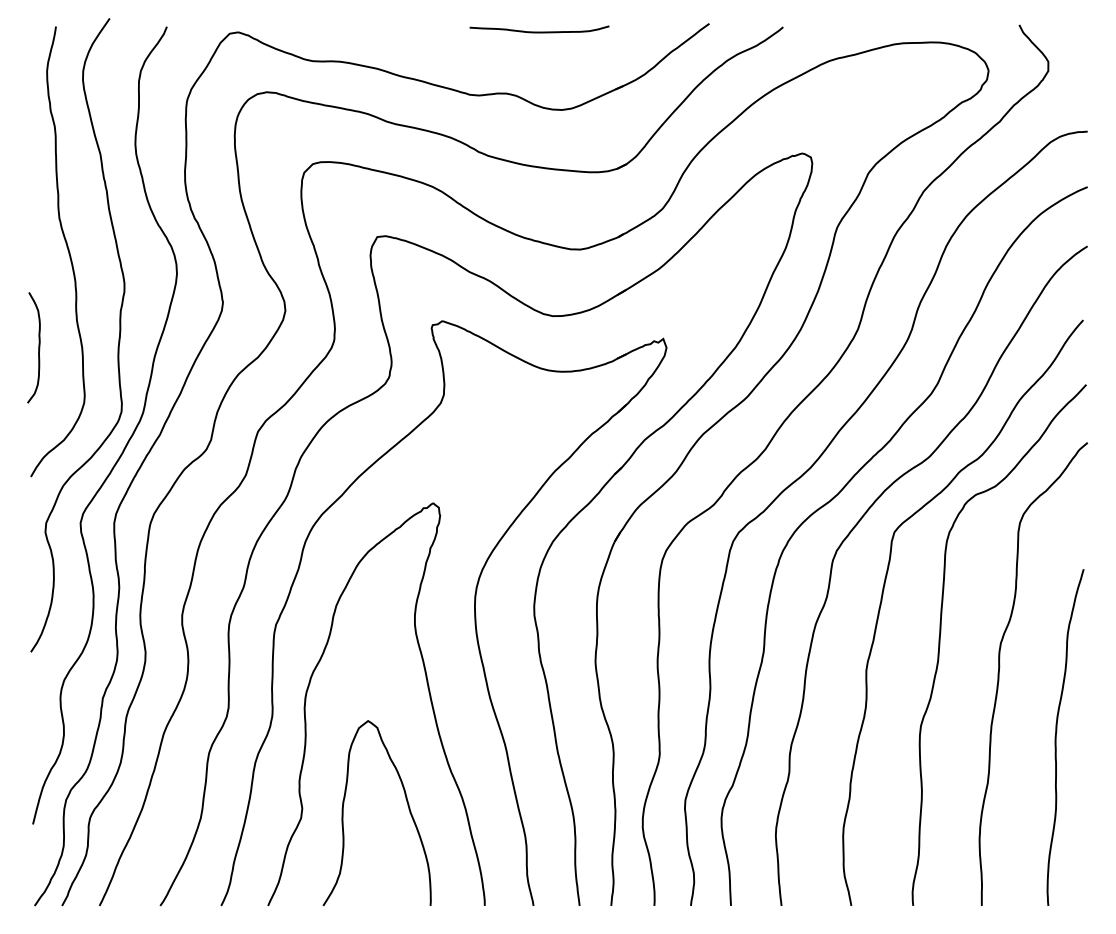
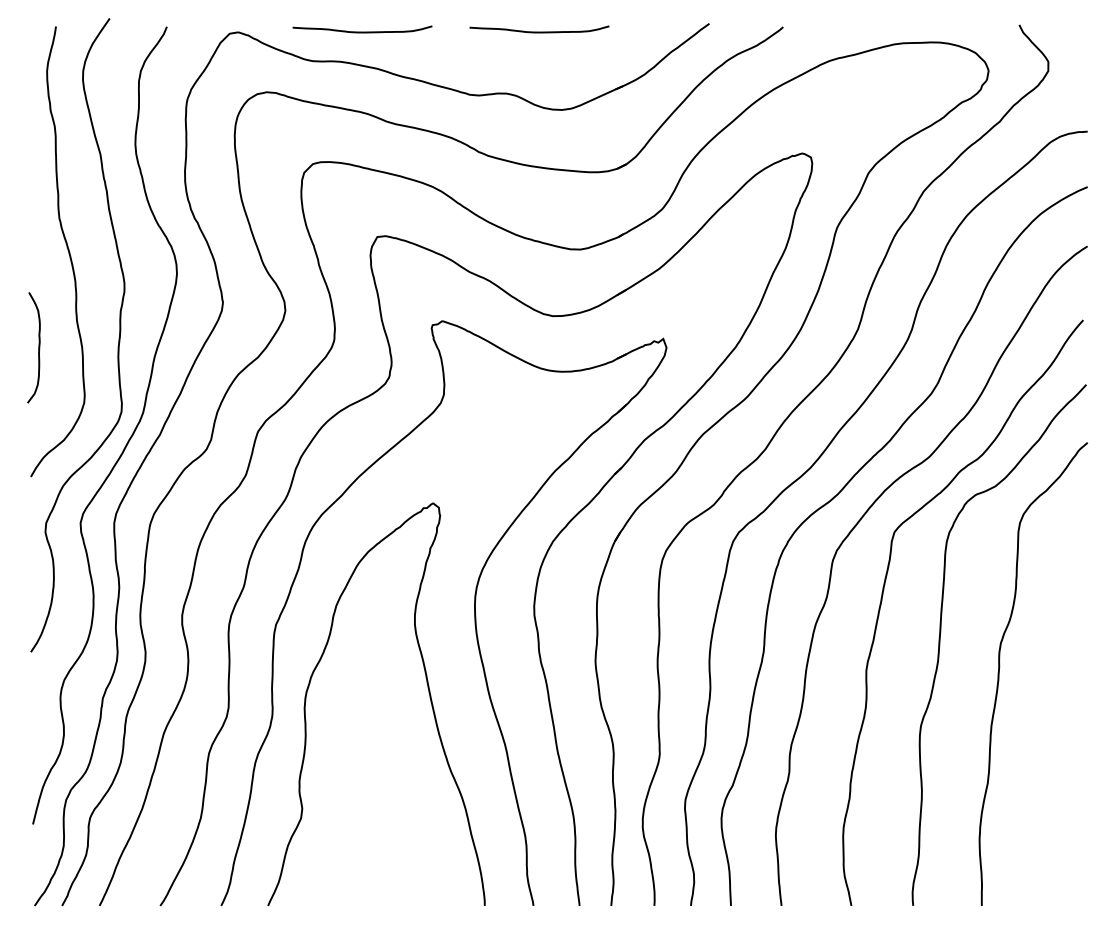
curve: none -> present (362, 31)
curve: present -> none (1056, 737)
curve: present -> none (406, 802)
